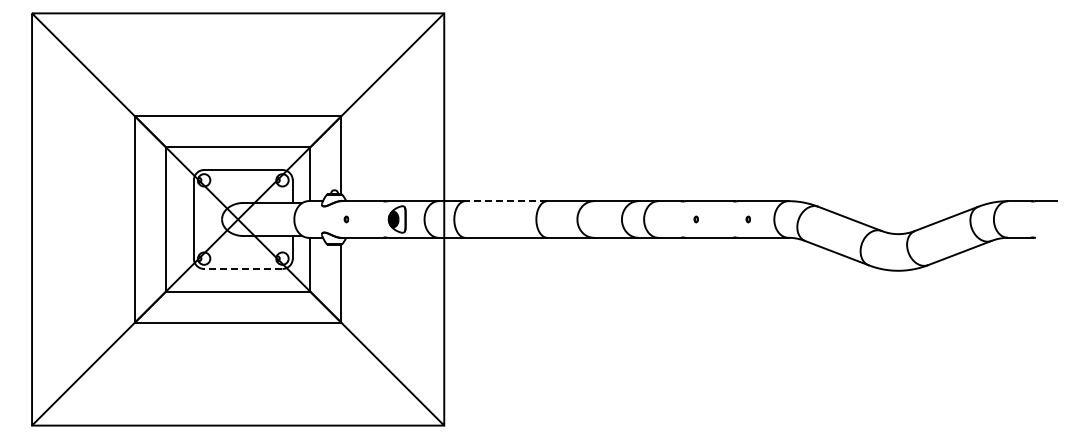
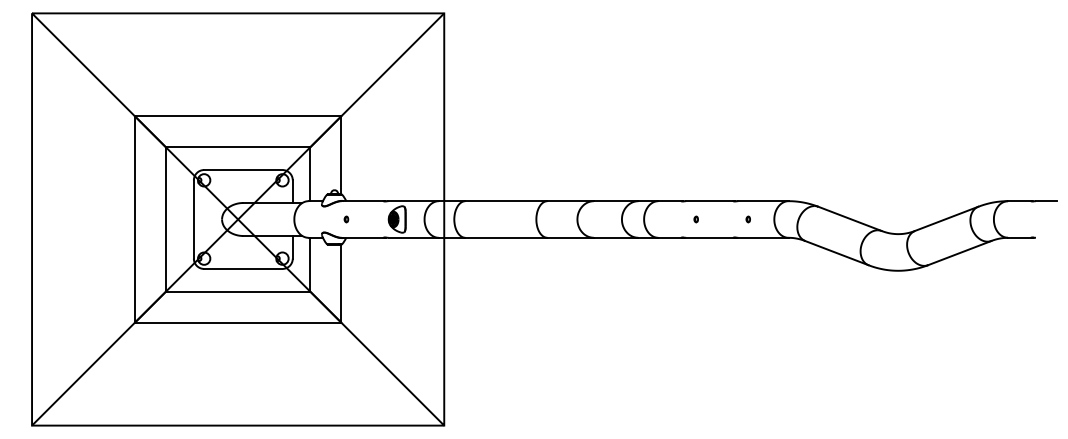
line: dashed -> solid (505, 201)
line: dashed -> solid (242, 268)
